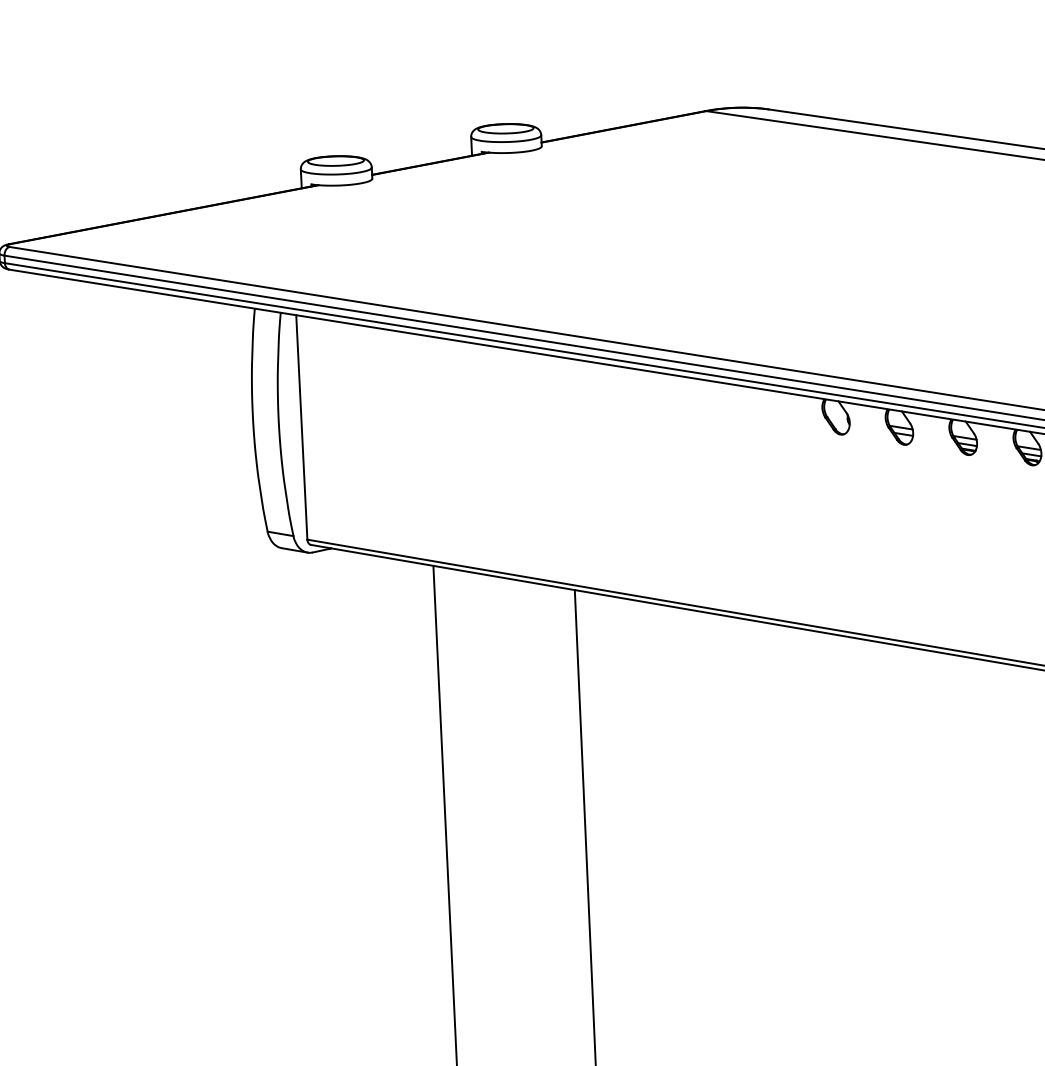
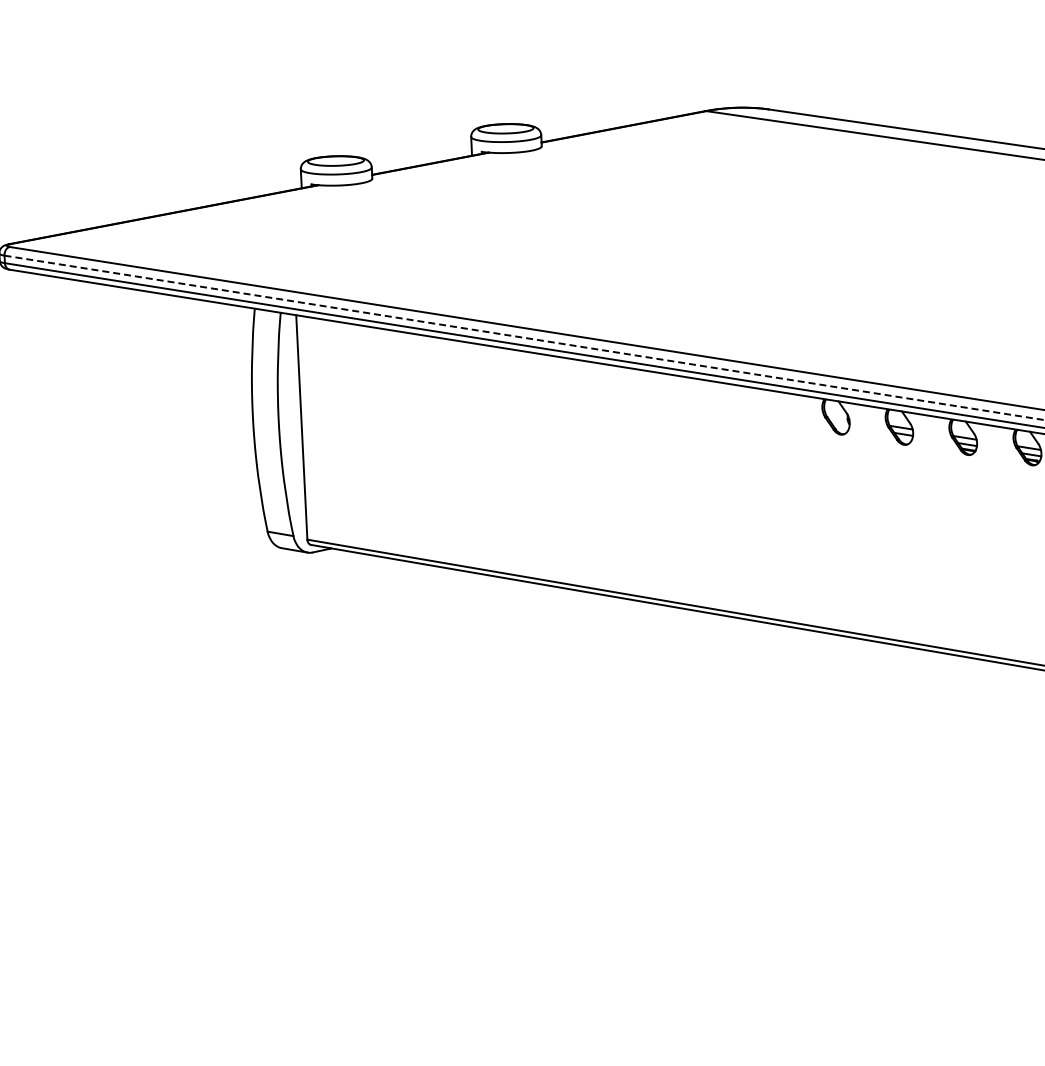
line: solid -> dashed (524, 337)
line: present -> none (444, 813)
line: present -> none (584, 826)
